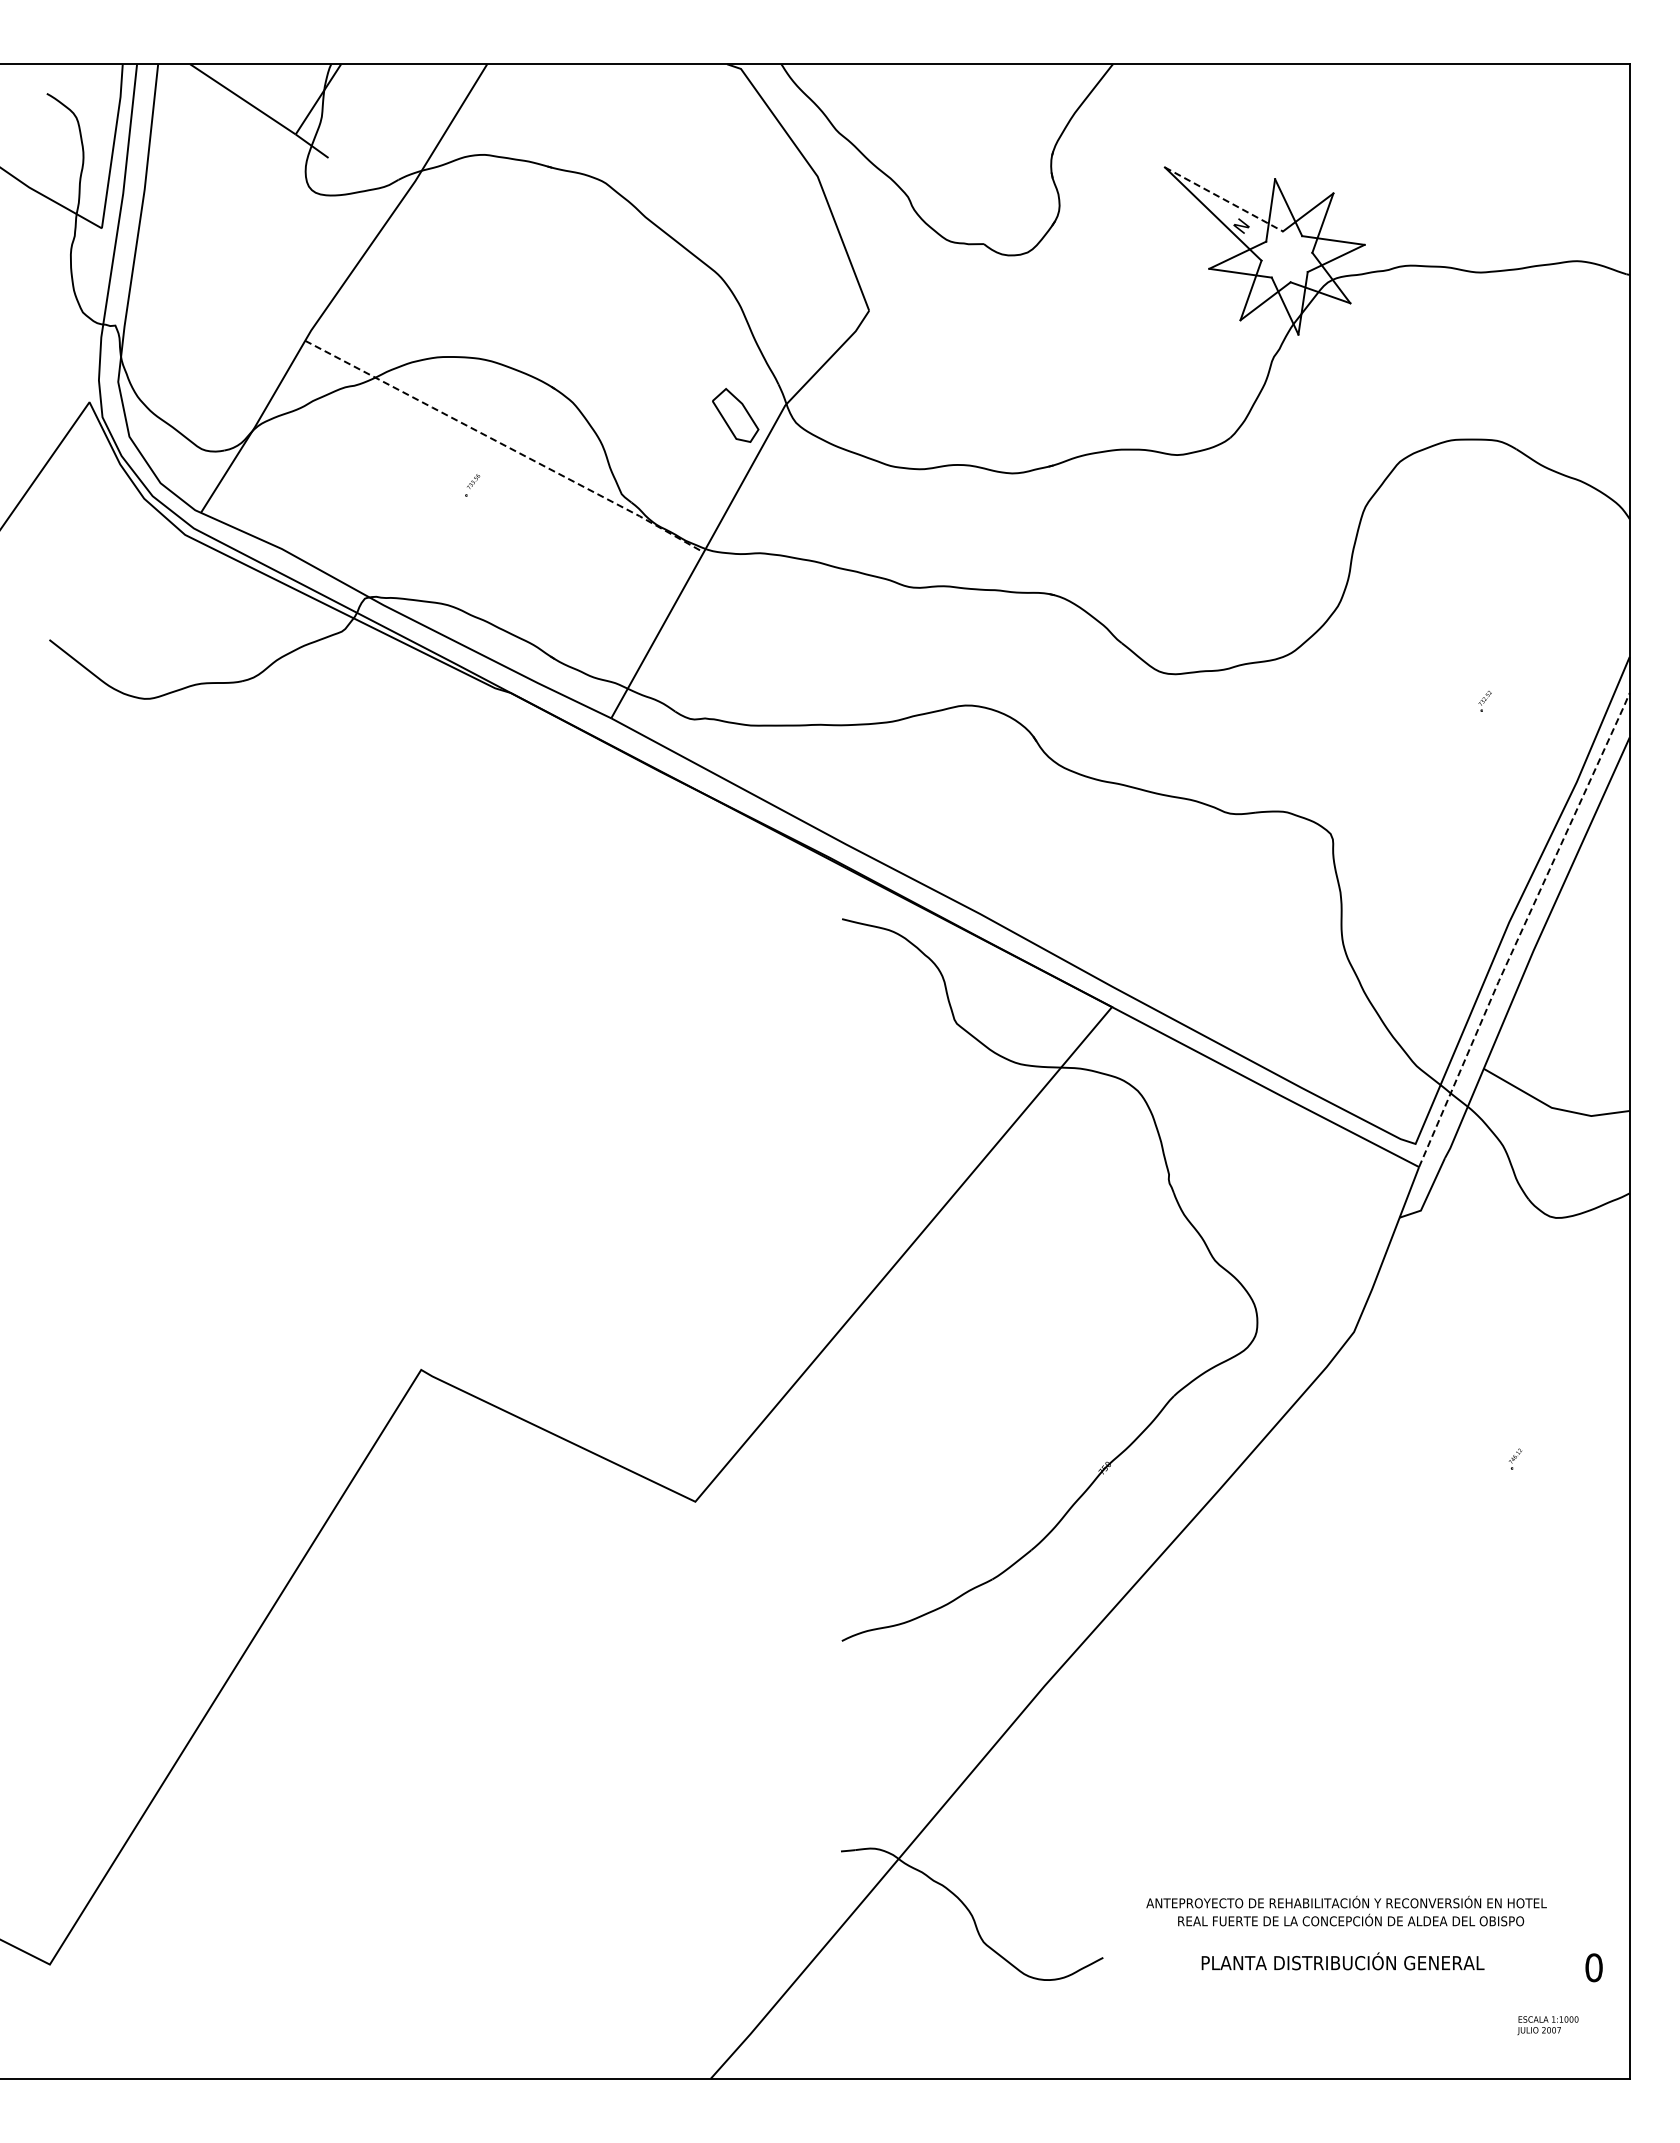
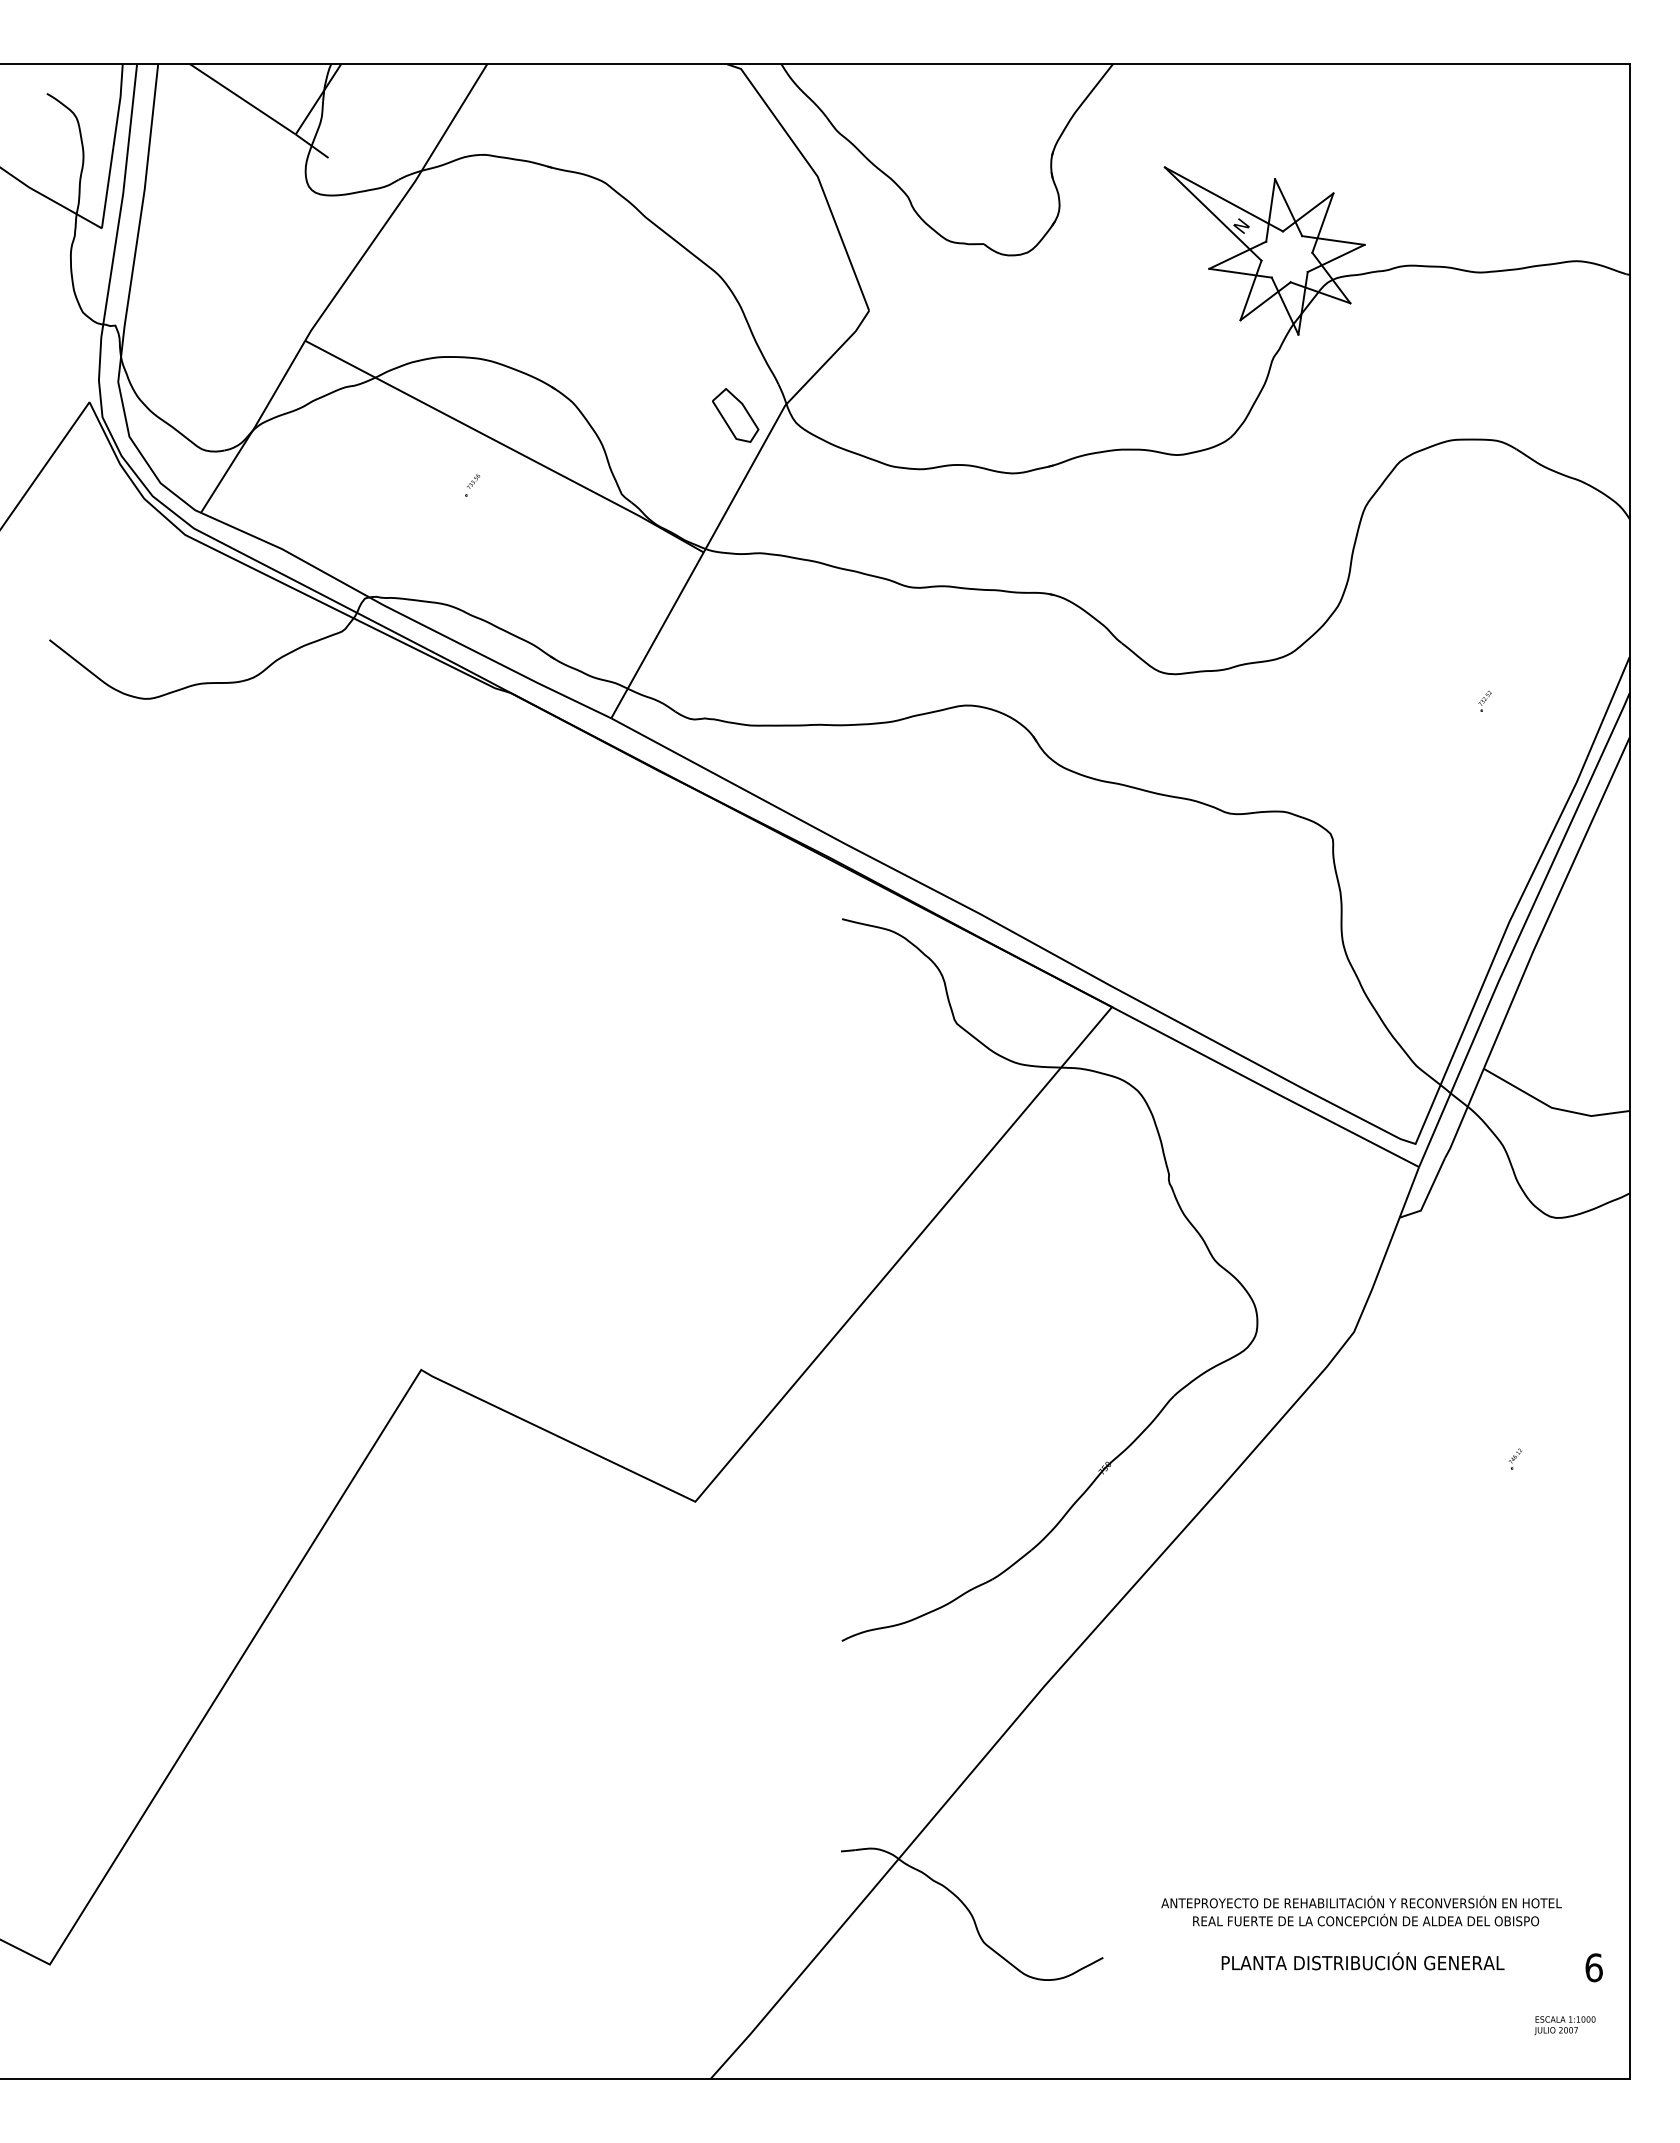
line: dashed -> solid (1224, 199)
line: dashed -> solid (505, 445)
line: dashed -> solid (1522, 928)
text position: (1346, 1910) -> (1361, 1910) (1361, 1910)
text position: (1342, 1961) -> (1362, 1961) (1362, 1961)
text: 0 -> 6 (1593, 1967)
text position: (1547, 2025) -> (1564, 2025) (1564, 2025)
